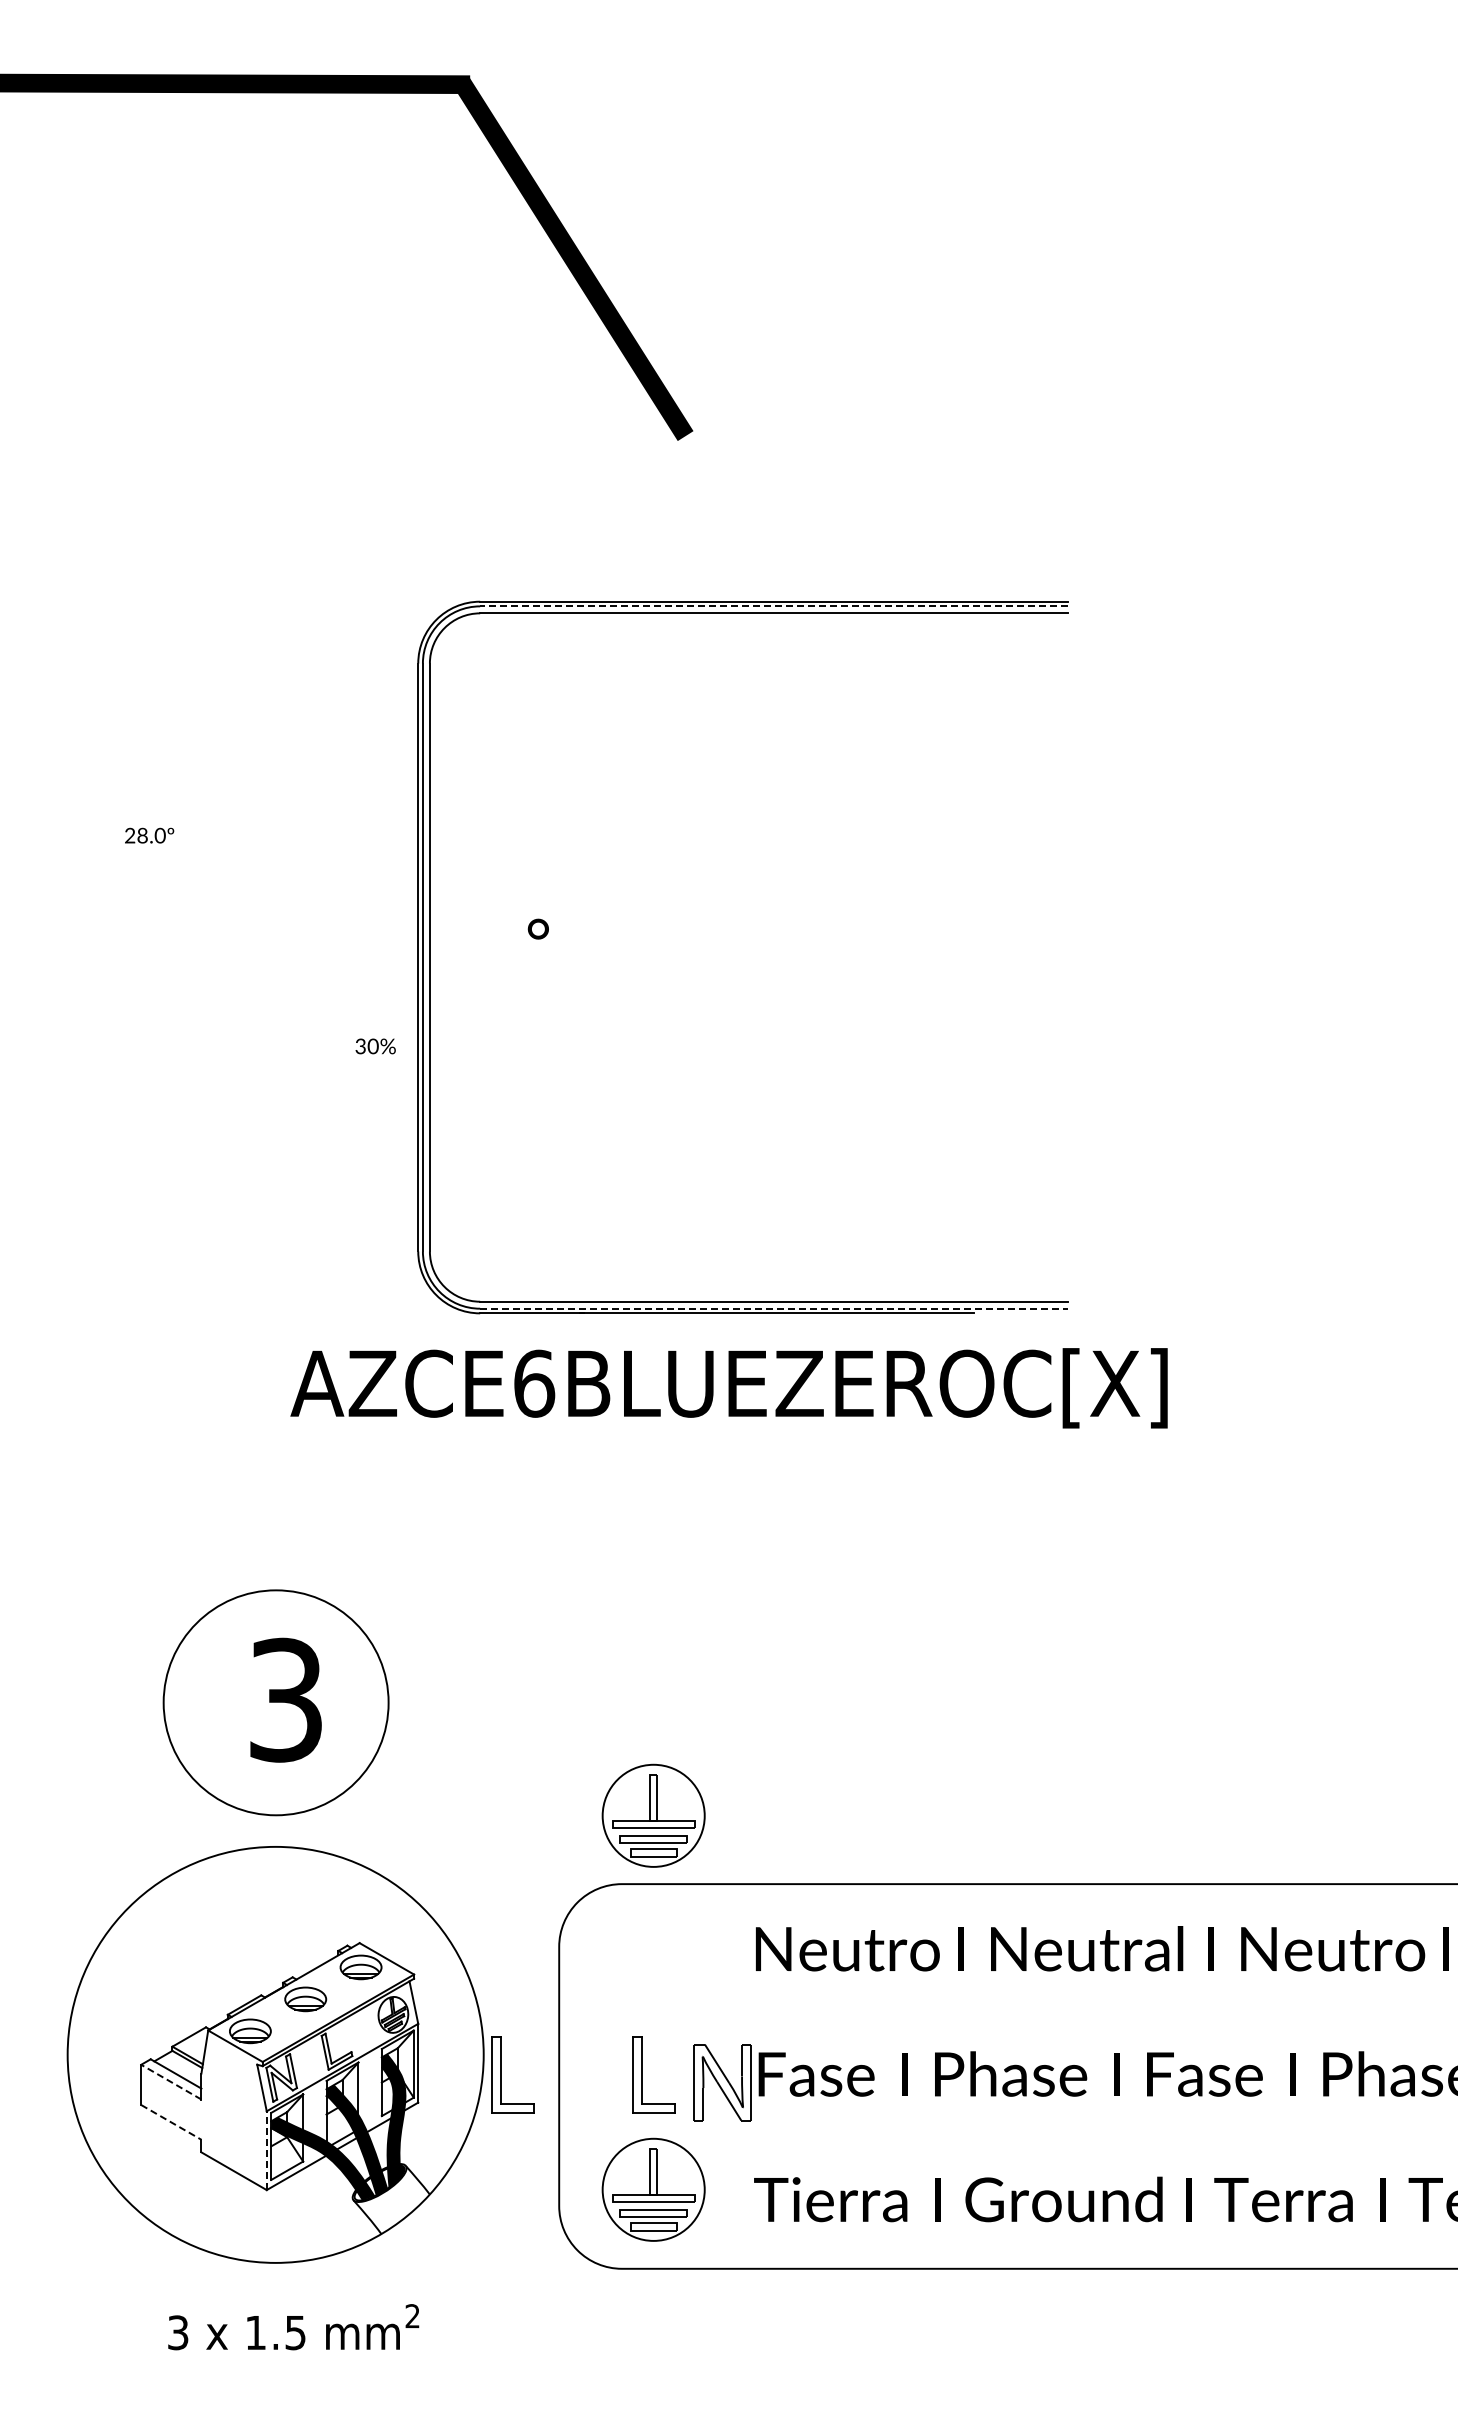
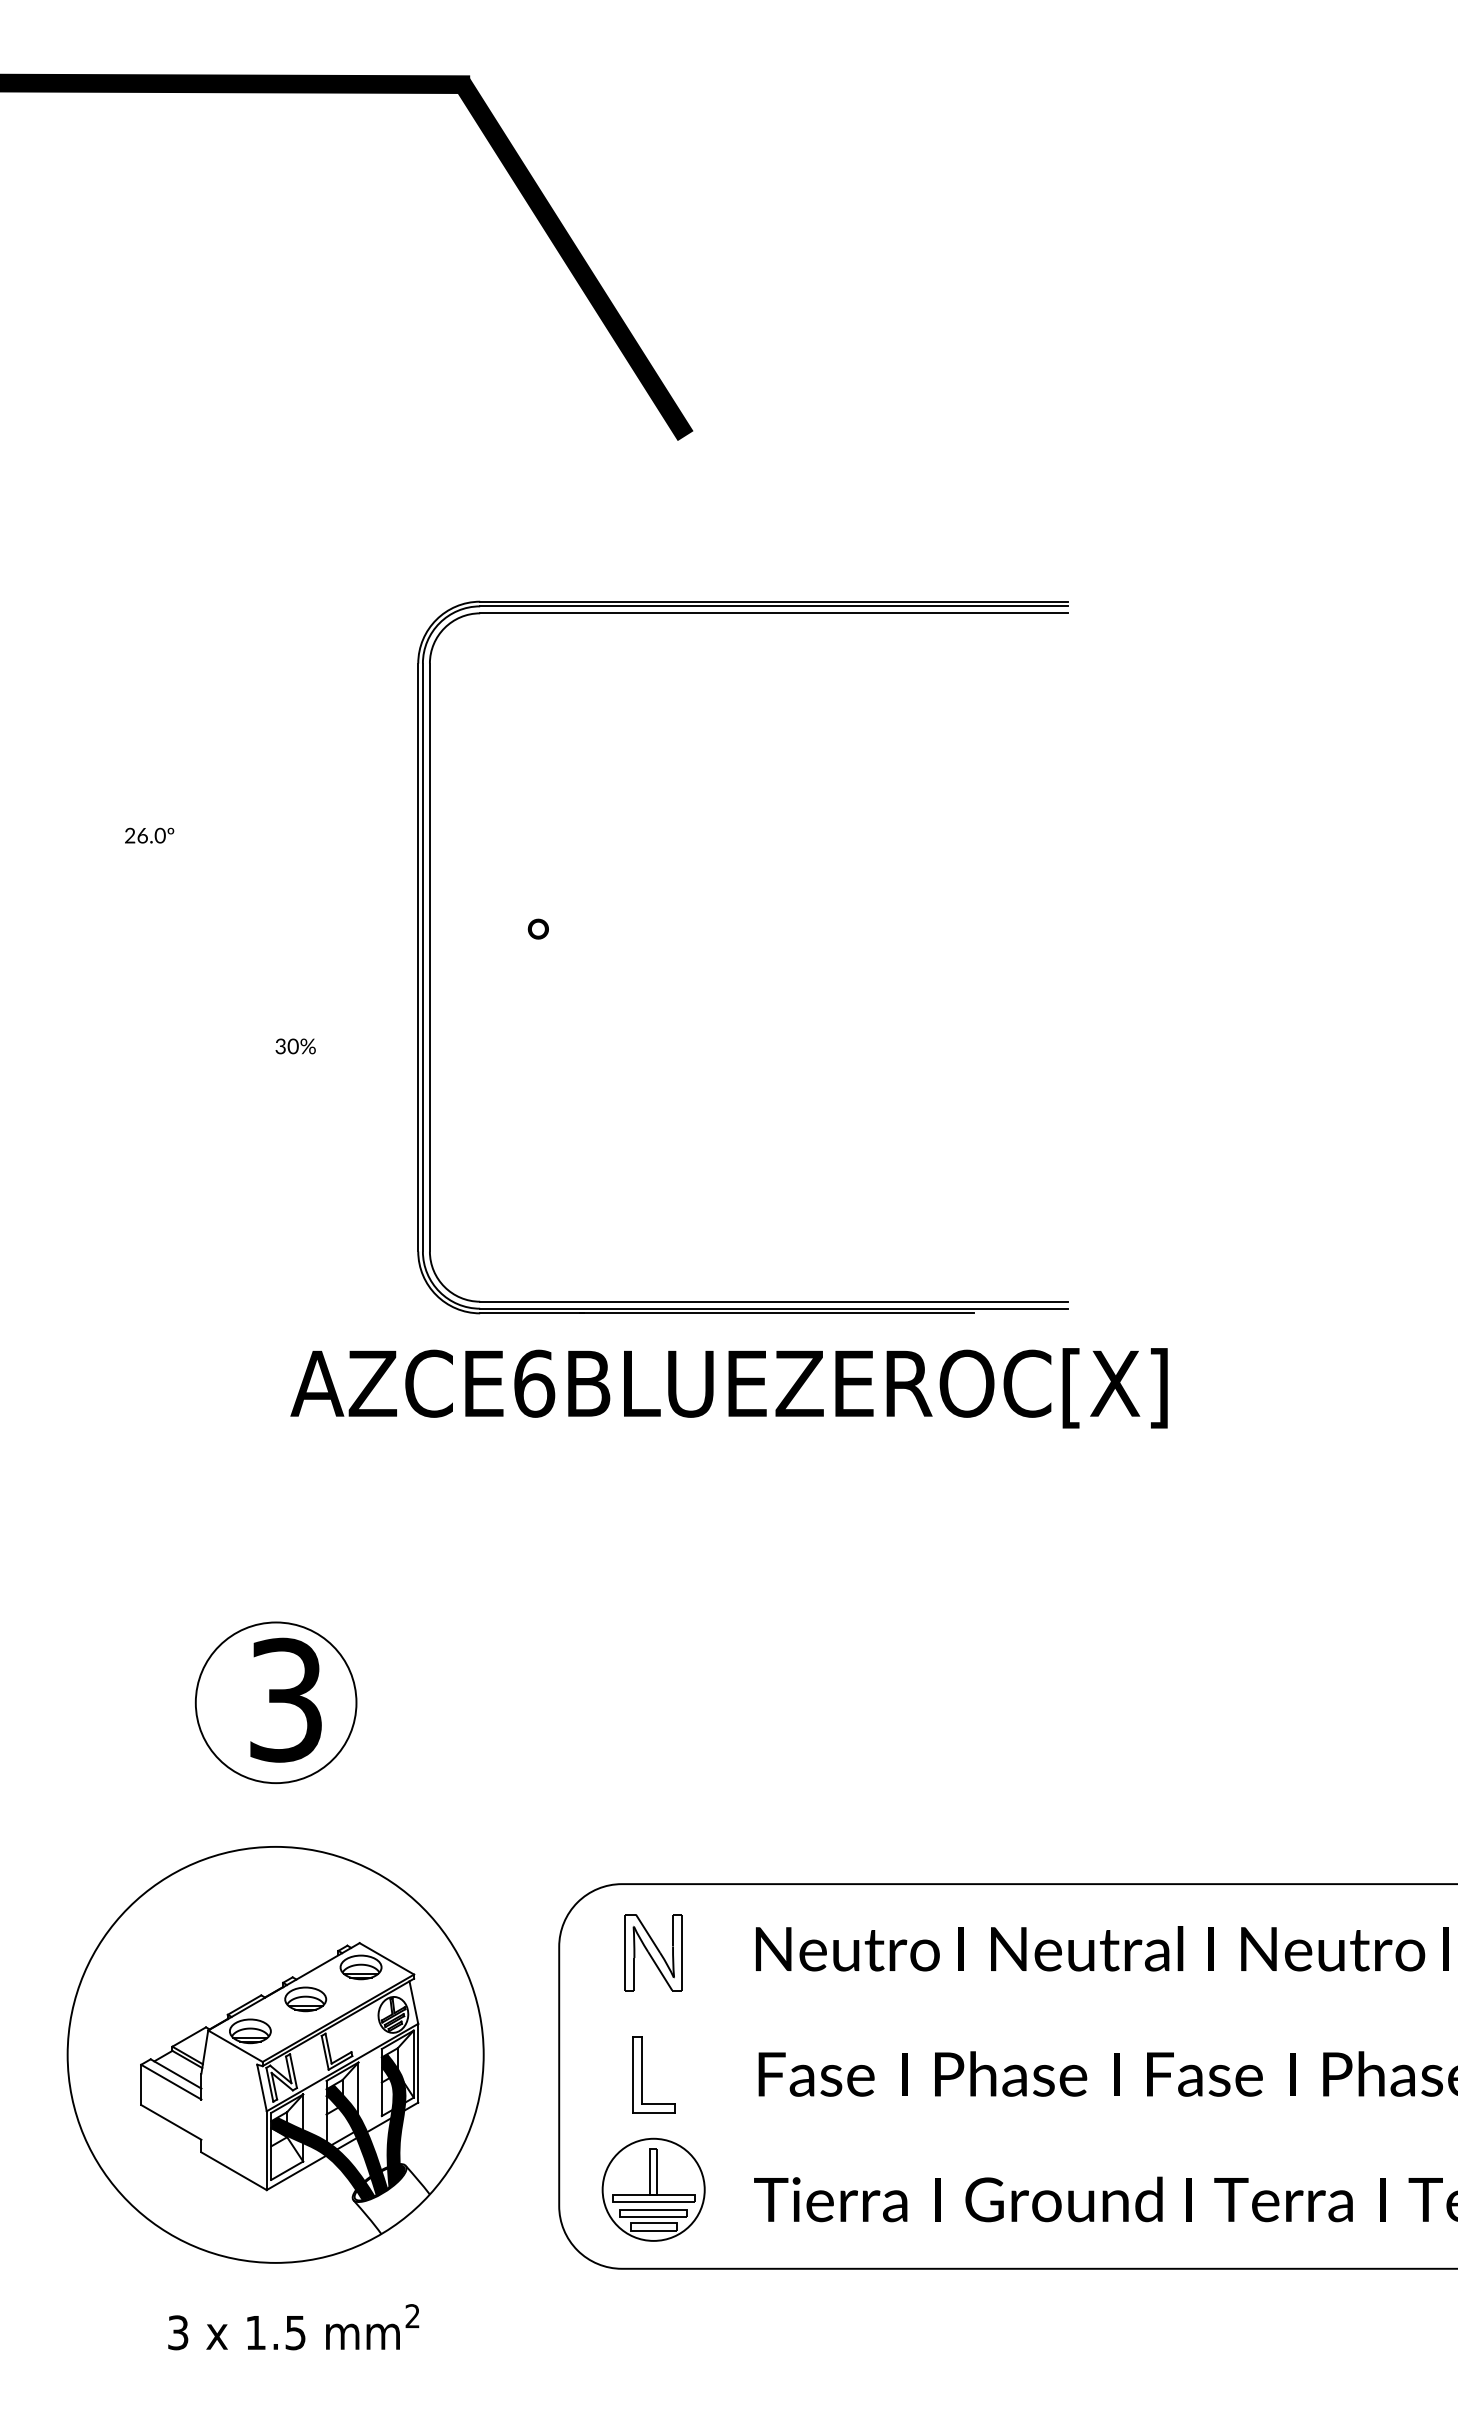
line: dashed -> solid (774, 606)
text: 28.0º -> 26.0º (142, 834)
text position: (375, 1046) -> (295, 1046) (295, 1046)
line: dashed -> solid (774, 1308)
circle diameter: 225 px -> 161 px (275, 1702)
part: present -> none (653, 1815)
part: present -> none (501, 2074)
line: dashed -> solid (171, 2082)
part position: (722, 2082) -> (653, 1952) (653, 1952)
line: dashed -> solid (171, 2122)
line: dashed -> solid (266, 2150)
